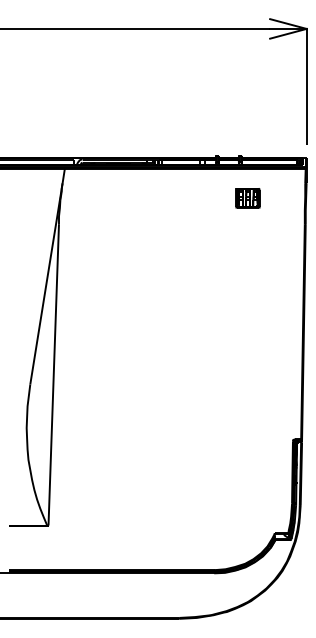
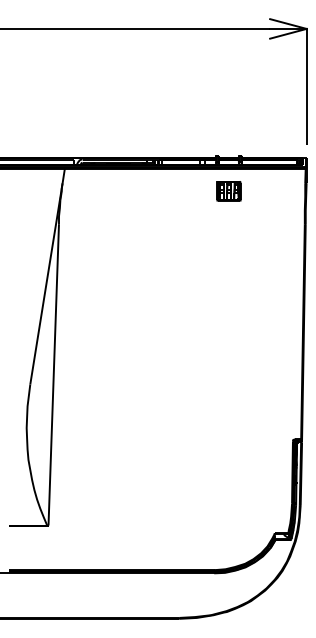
part position: (247, 198) -> (228, 191) (228, 191)
